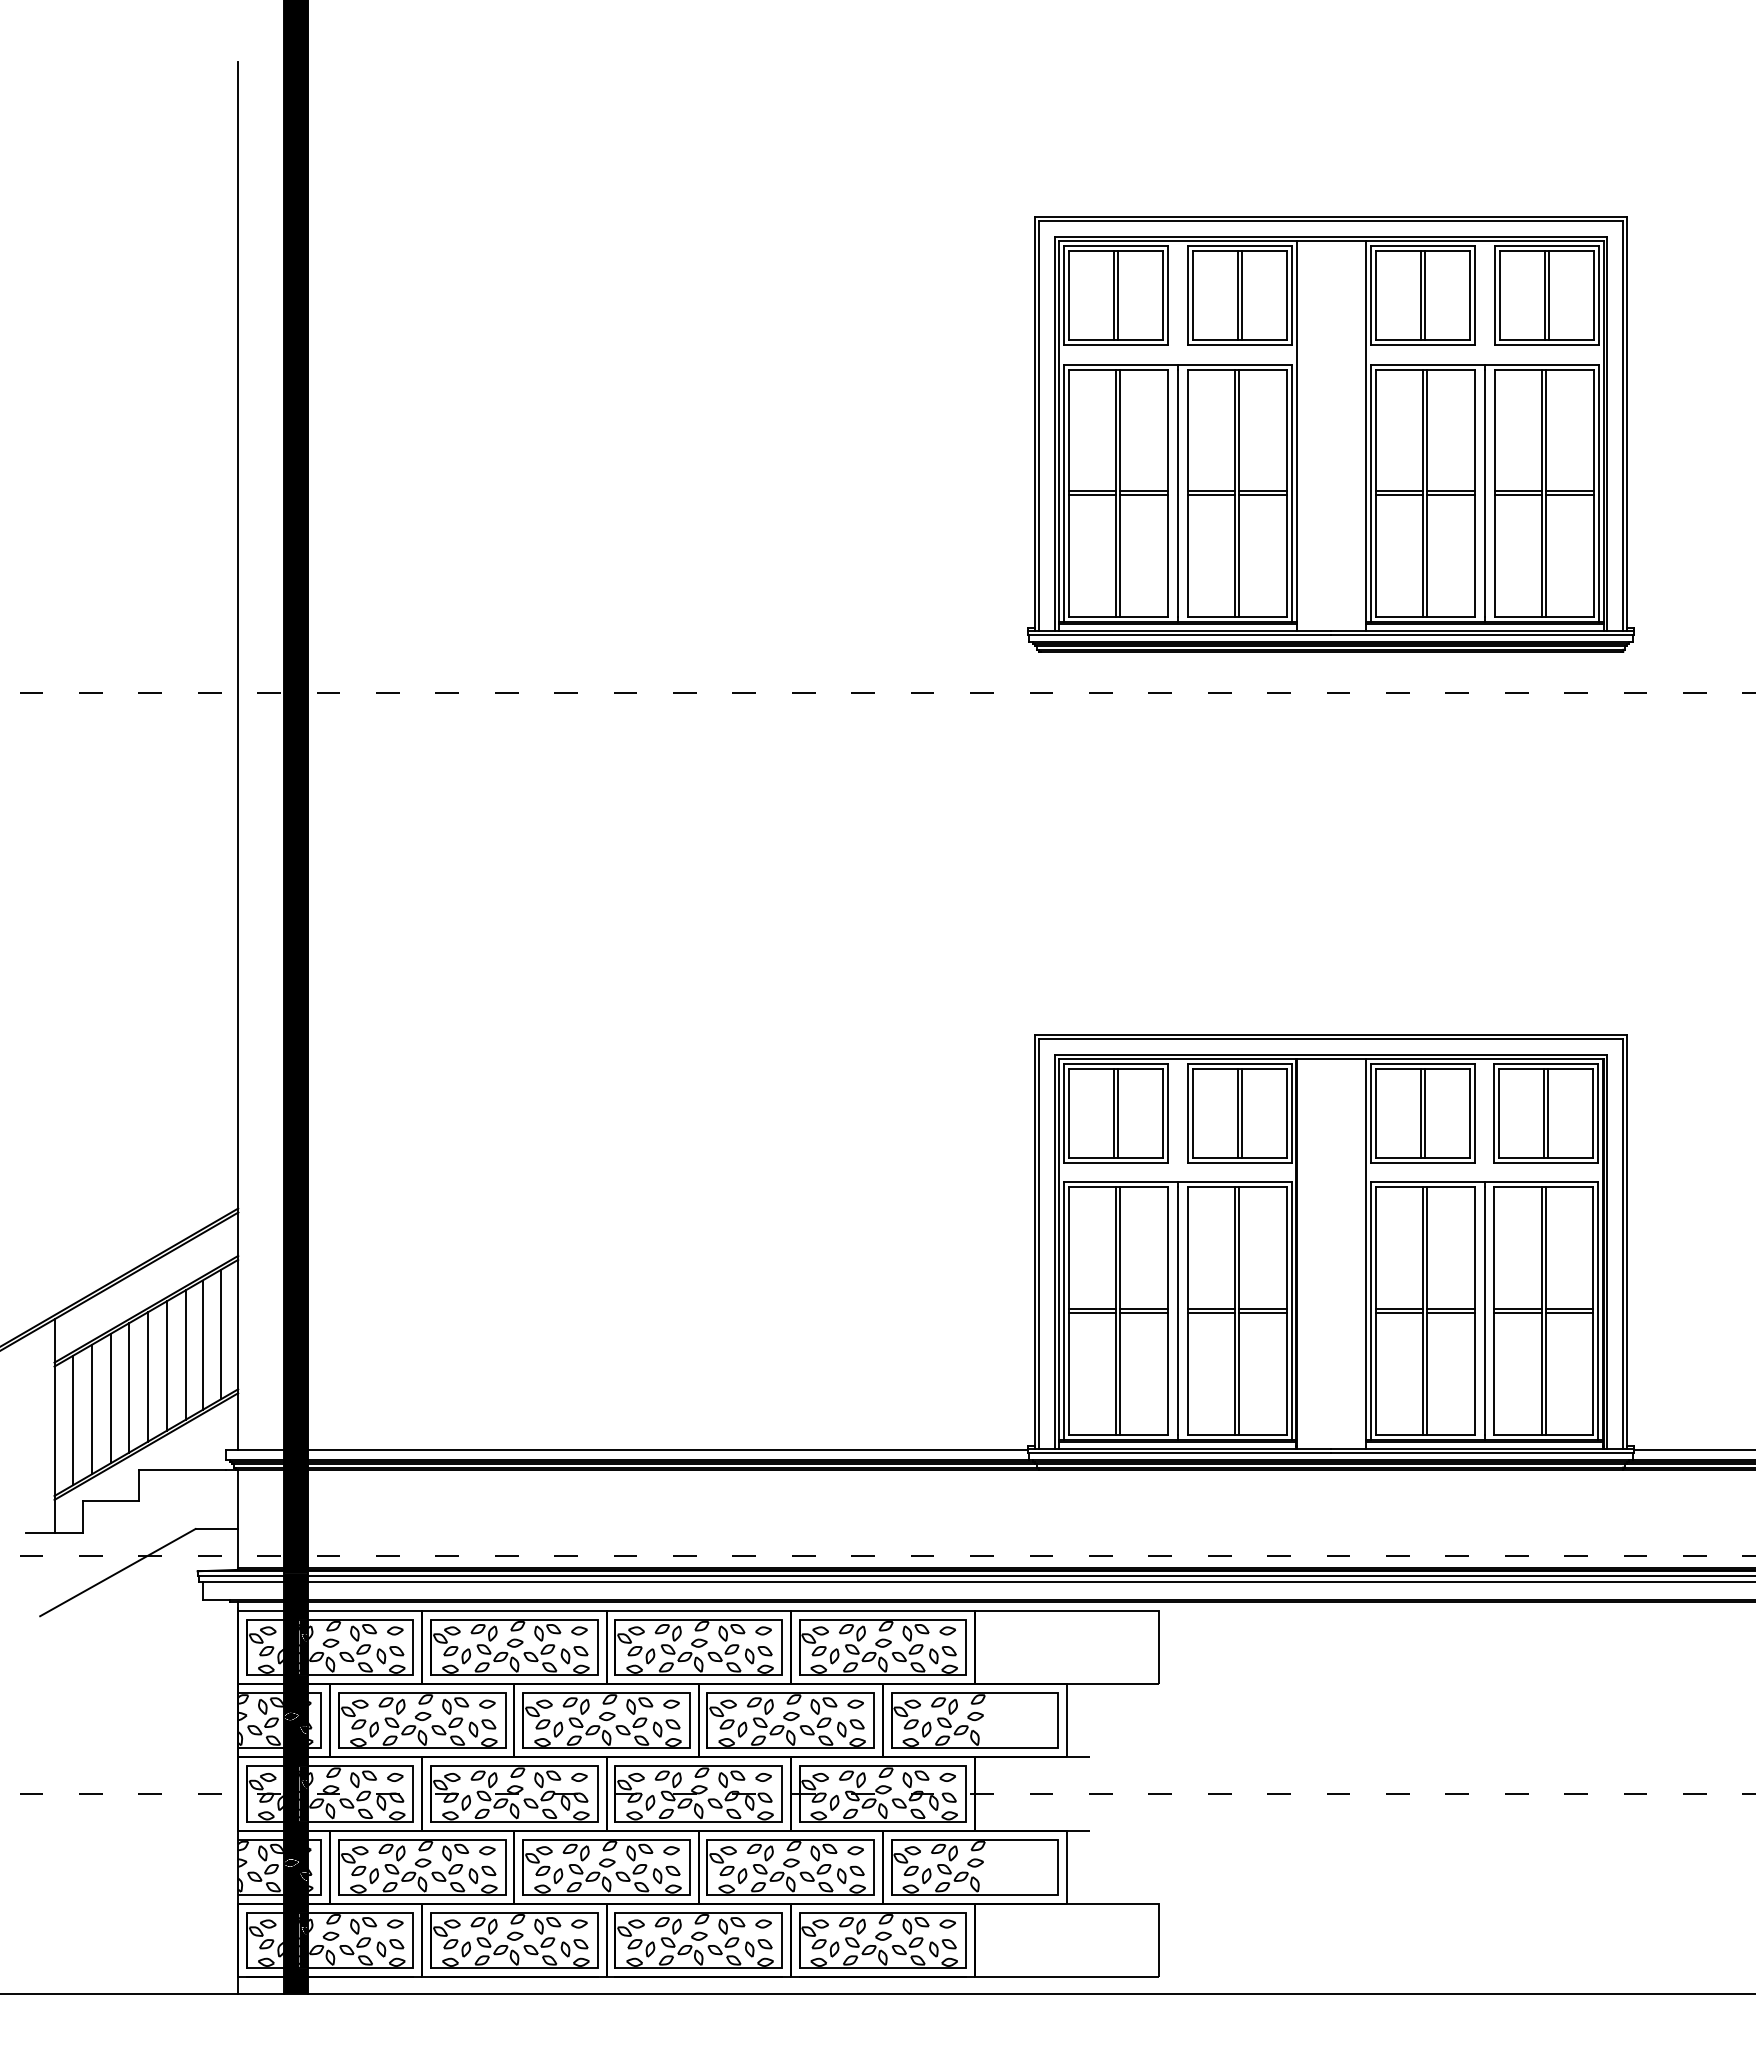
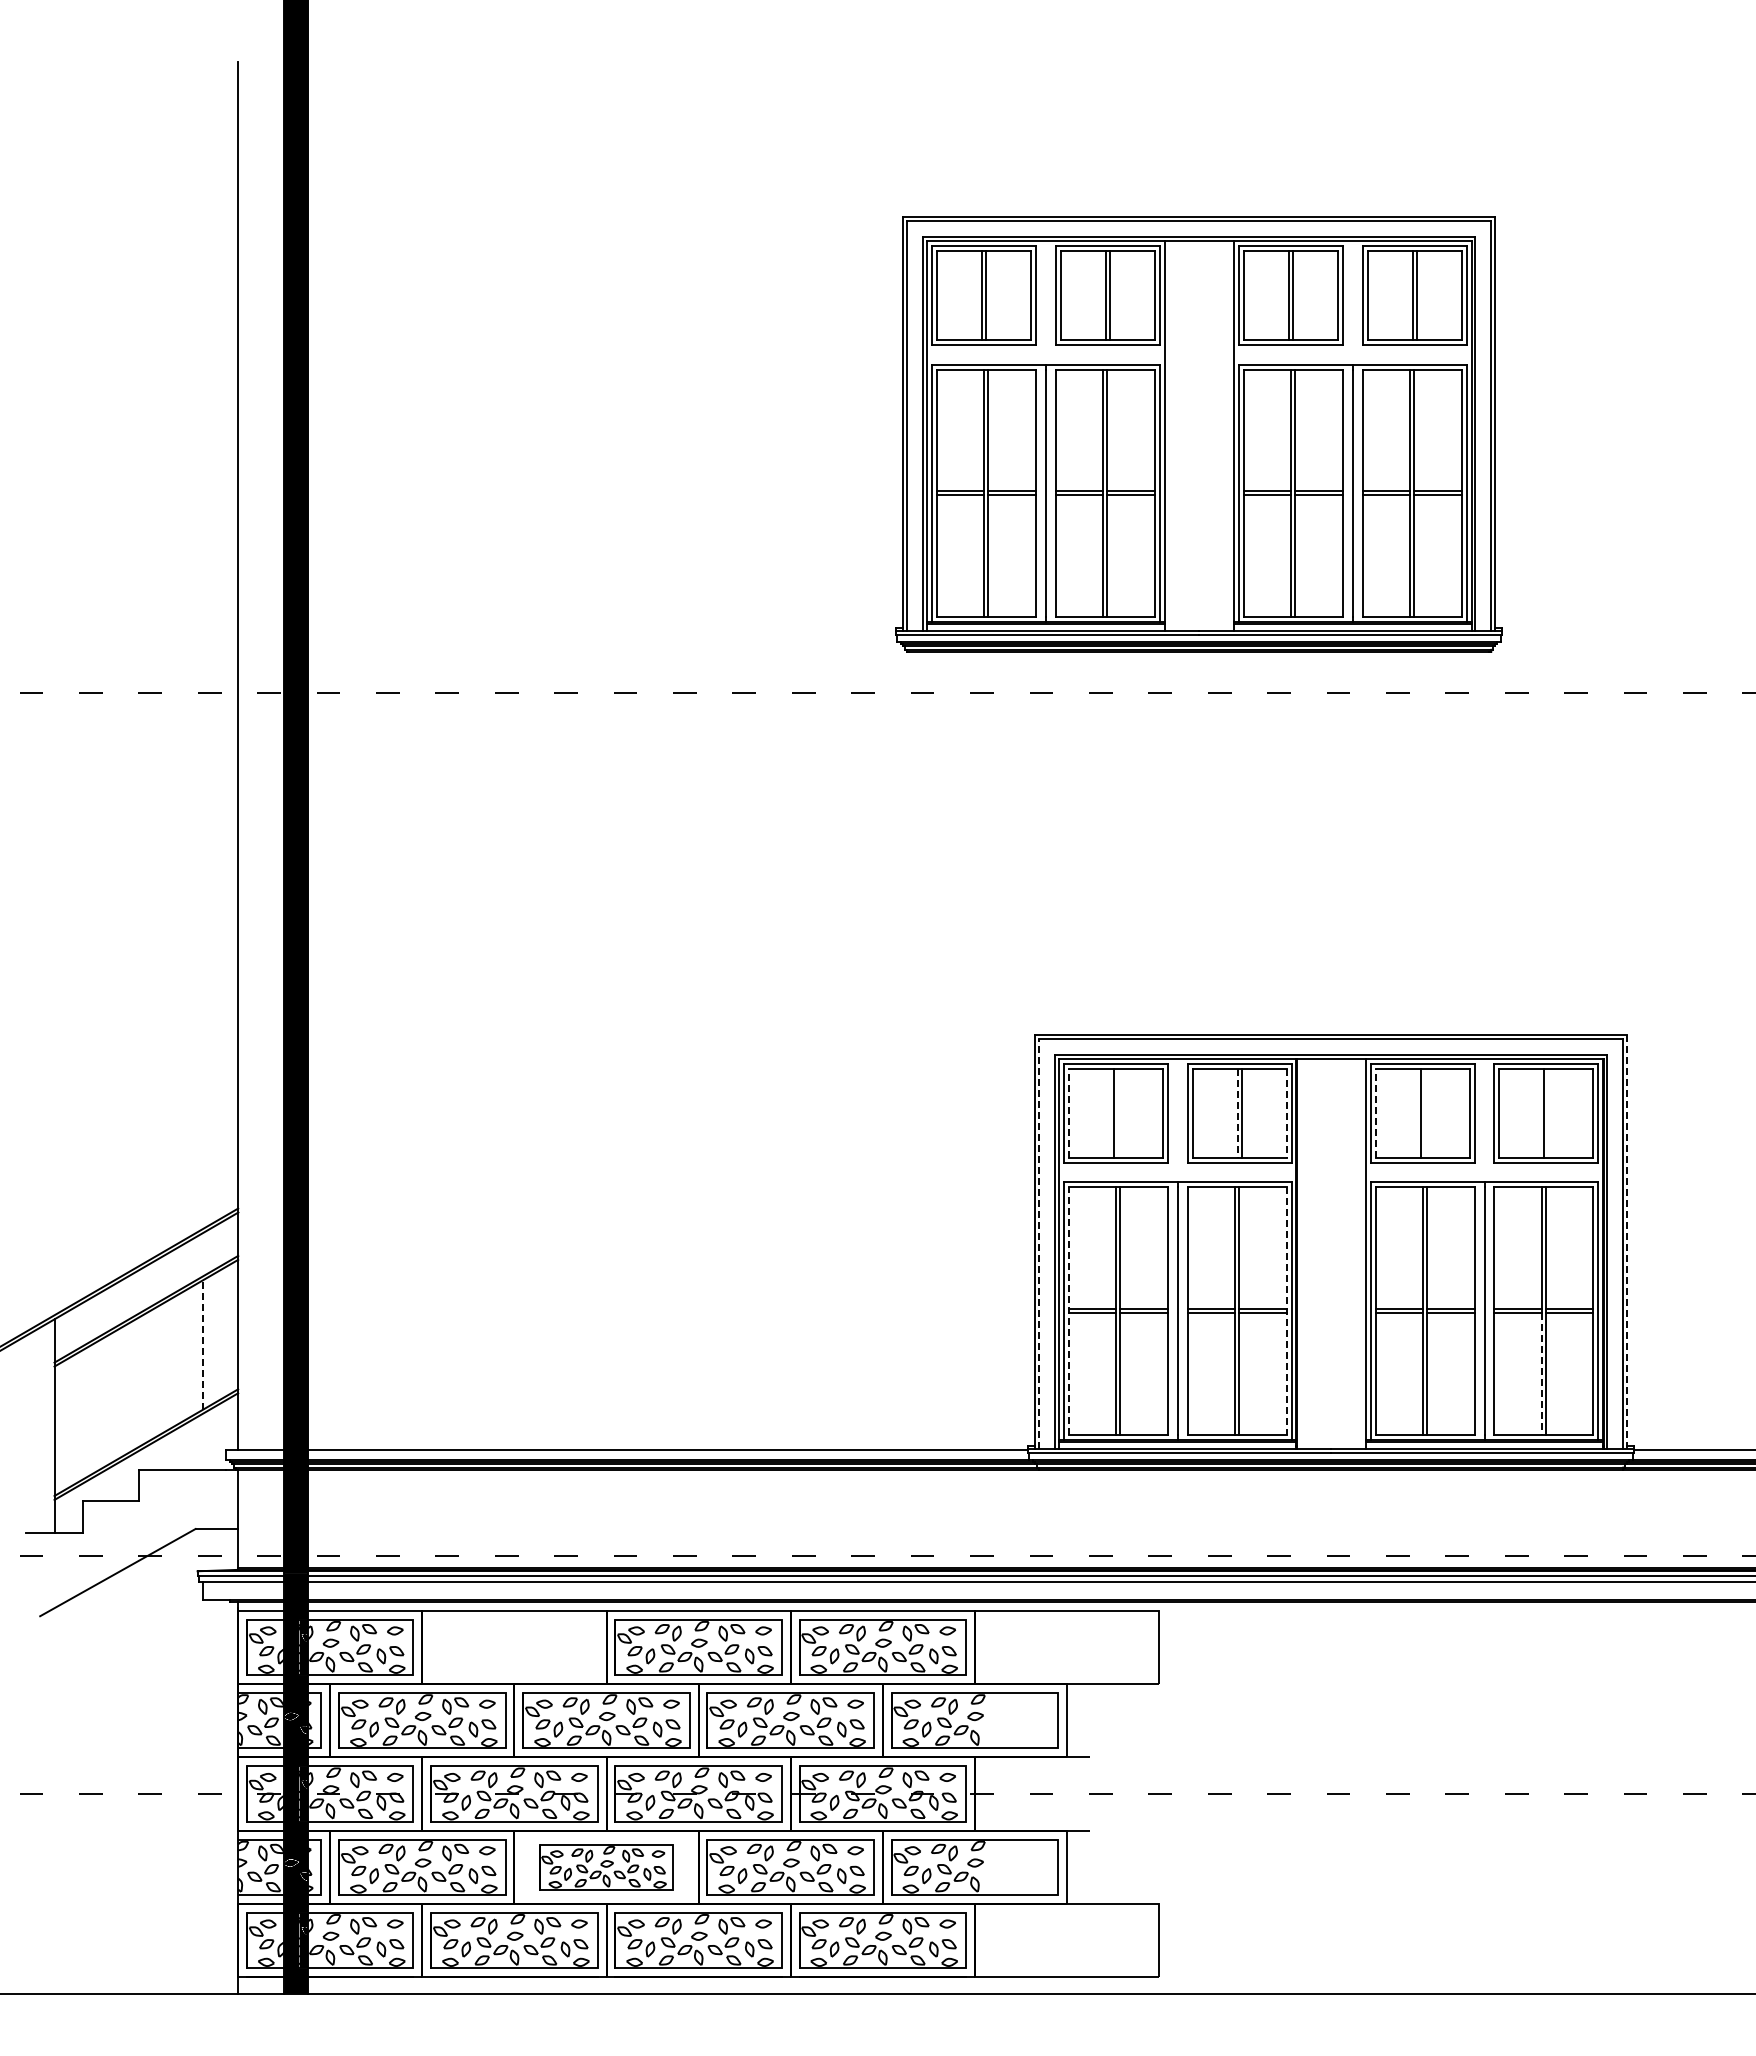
part position: (1330, 434) -> (1198, 434) (1198, 434)
line: present -> none (1117, 1112)
line: present -> none (1424, 1112)
line: present -> none (1548, 1112)
line: solid -> dashed (1068, 1113)
line: solid -> dashed (1237, 1113)
line: solid -> dashed (1286, 1113)
line: solid -> dashed (1375, 1113)
line: solid -> dashed (1627, 1241)
line: solid -> dashed (1039, 1243)
line: solid -> dashed (1068, 1311)
line: solid -> dashed (1286, 1311)
line: present -> none (221, 1334)
line: solid -> dashed (202, 1345)
line: present -> none (185, 1354)
line: present -> none (166, 1365)
line: solid -> dashed (1541, 1374)
line: present -> none (148, 1376)
line: present -> none (129, 1387)
line: present -> none (110, 1398)
line: present -> none (91, 1409)
line: present -> none (73, 1420)
part: present -> none (514, 1647)
part size: 169x57 px -> 135x47 px (606, 1867)
